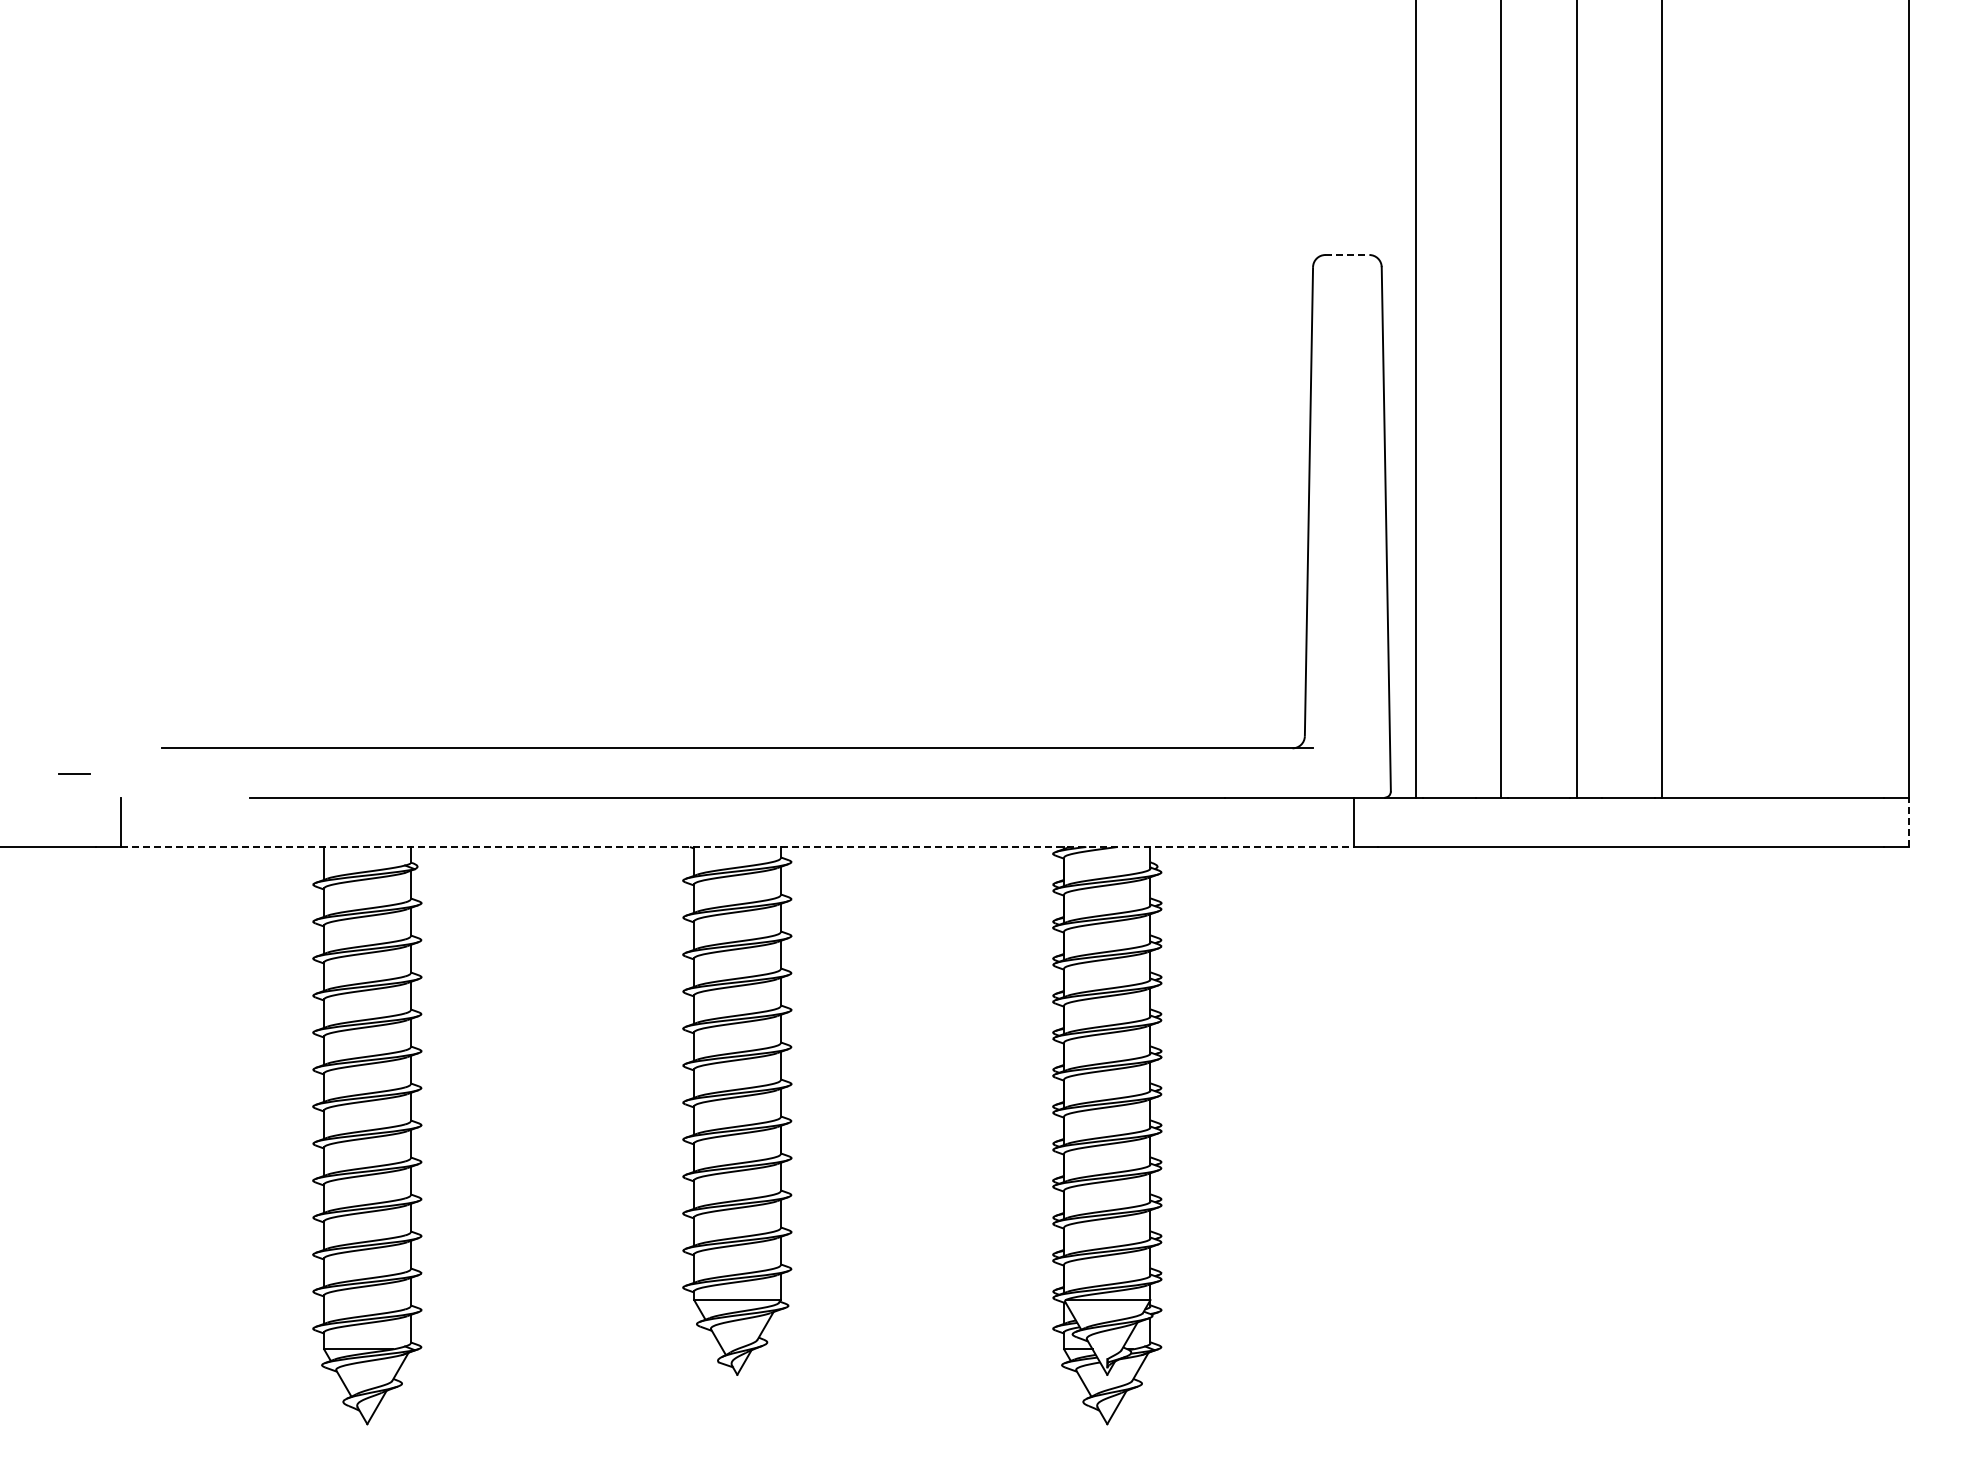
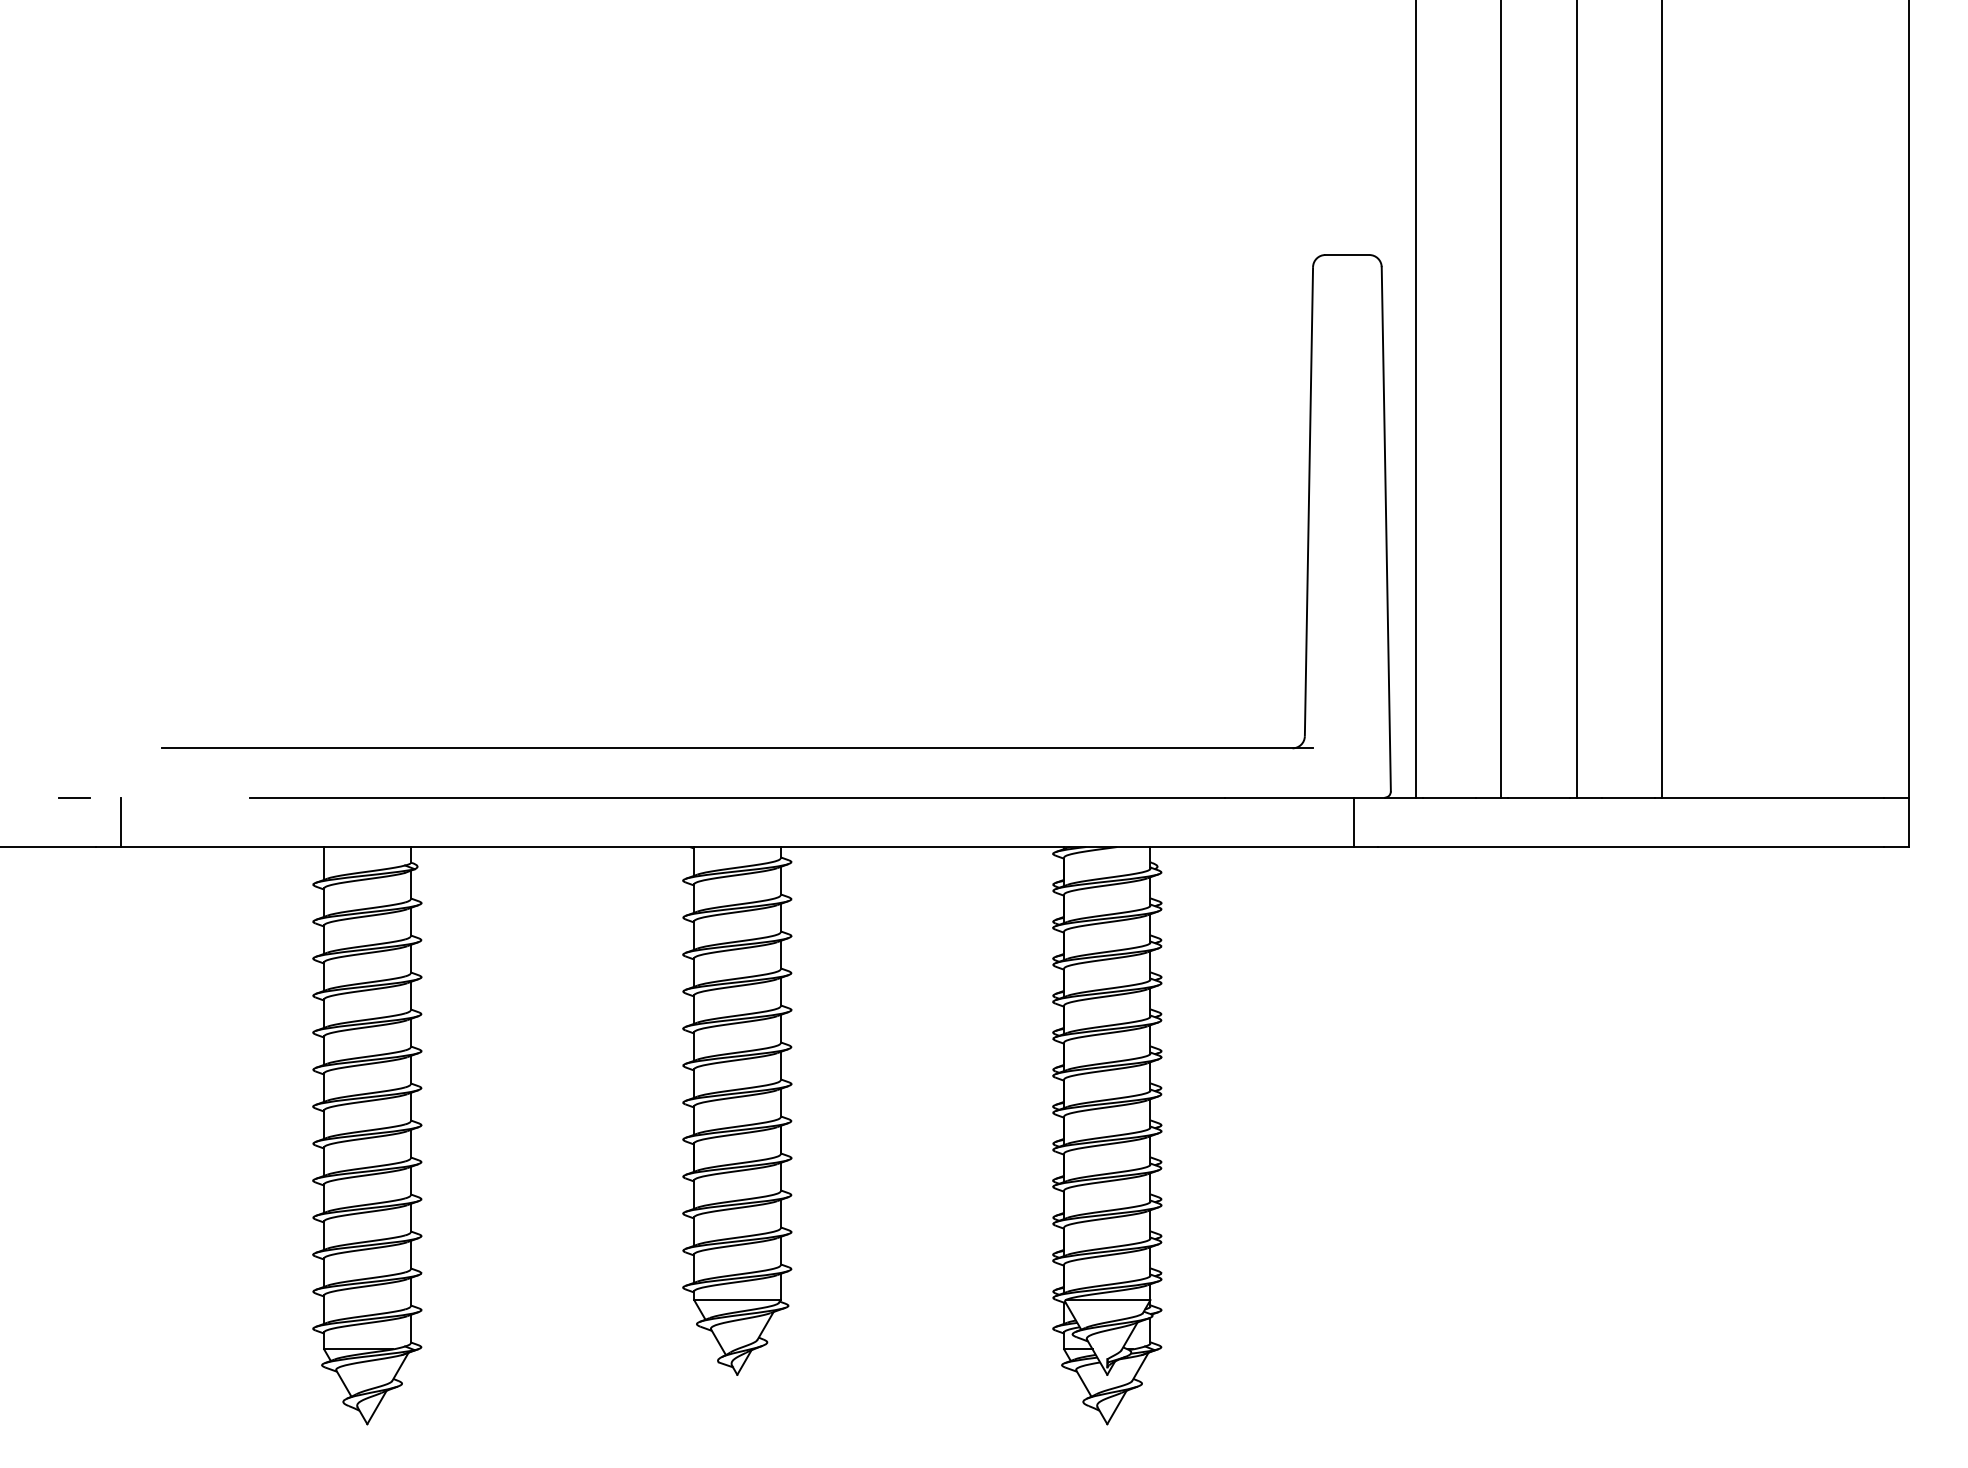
line: dashed -> solid (1347, 255)
line position: (74, 773) -> (74, 797) (74, 797)
line: dashed -> solid (1908, 822)
line: dashed -> solid (737, 847)
